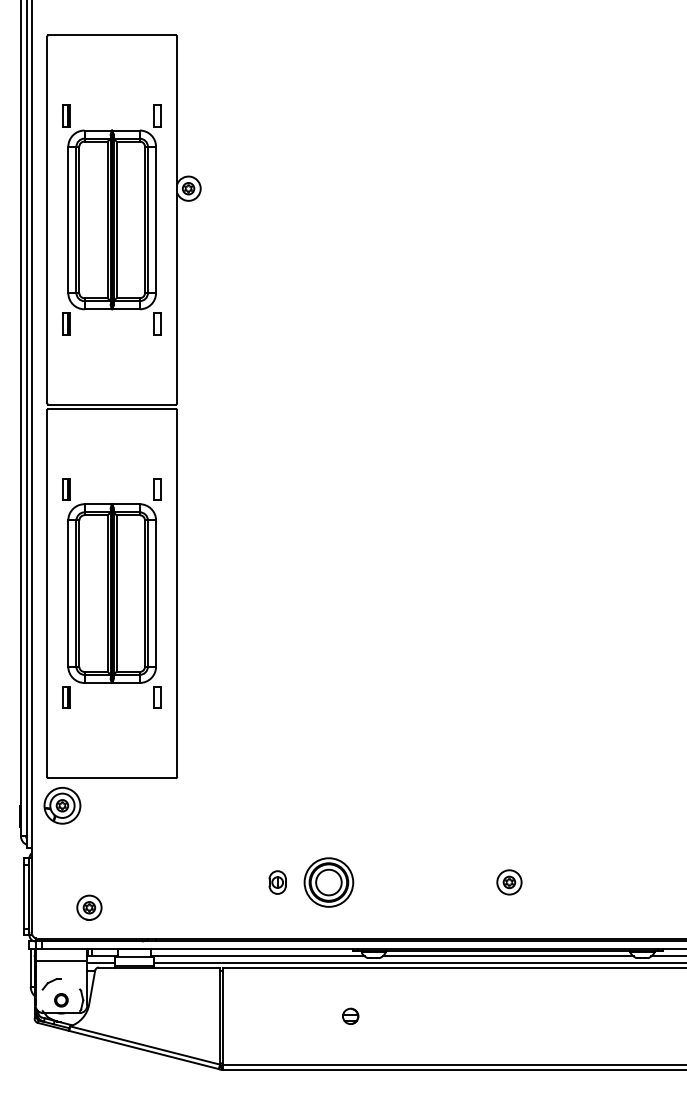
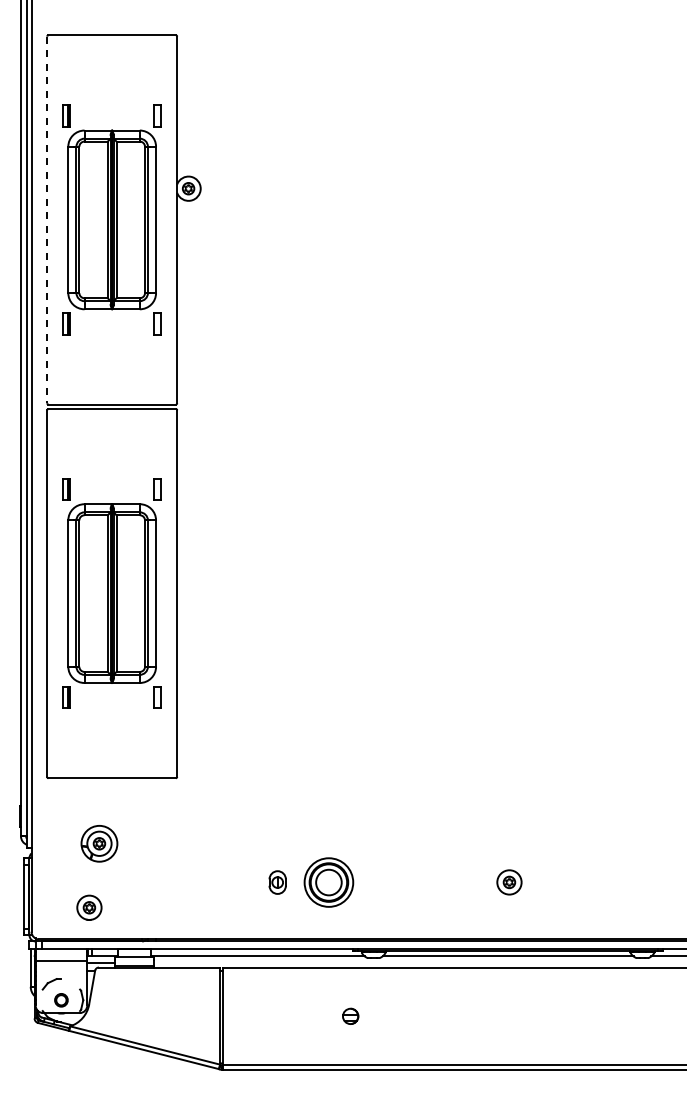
line: solid -> dashed (47, 220)
part position: (62, 805) -> (99, 843) (99, 843)
line: present -> none (418, 962)
